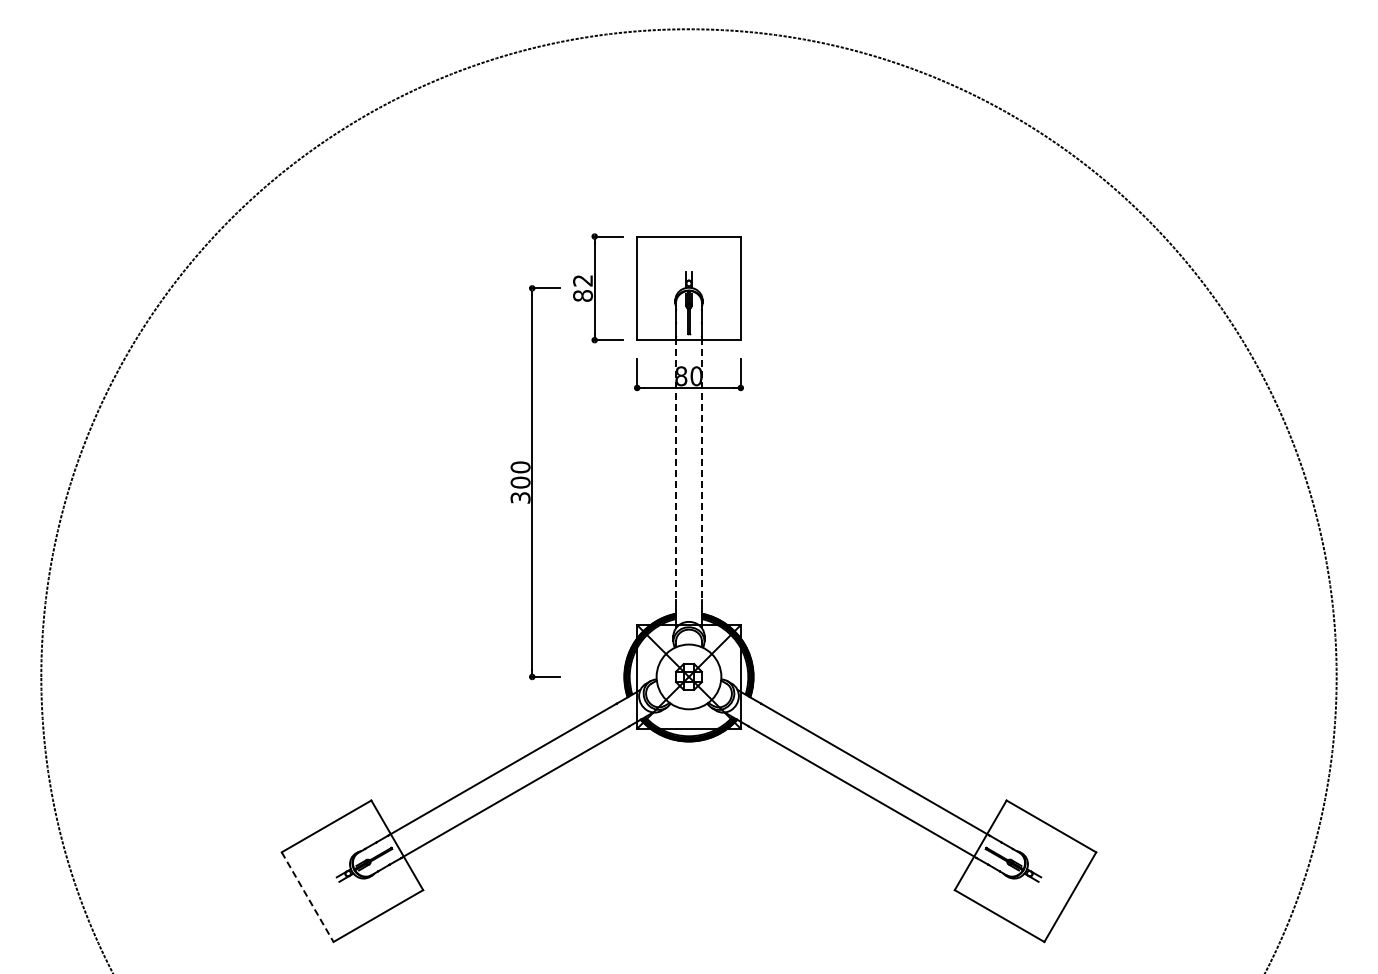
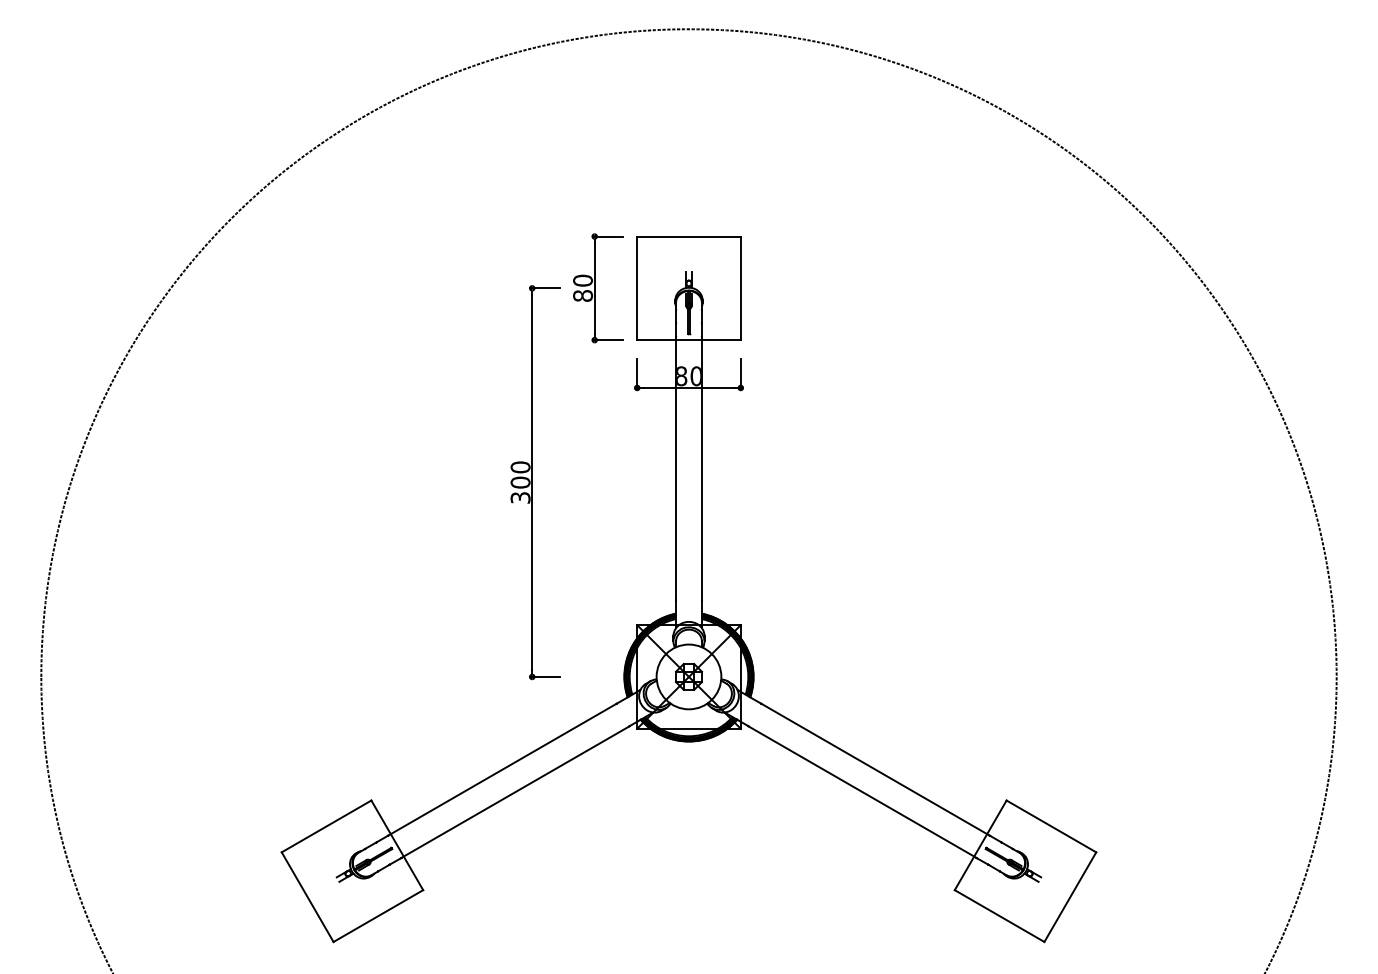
text: 82 -> 80 (583, 280)
line: dashed -> solid (676, 469)
line: dashed -> solid (701, 469)
line: dashed -> solid (307, 897)
